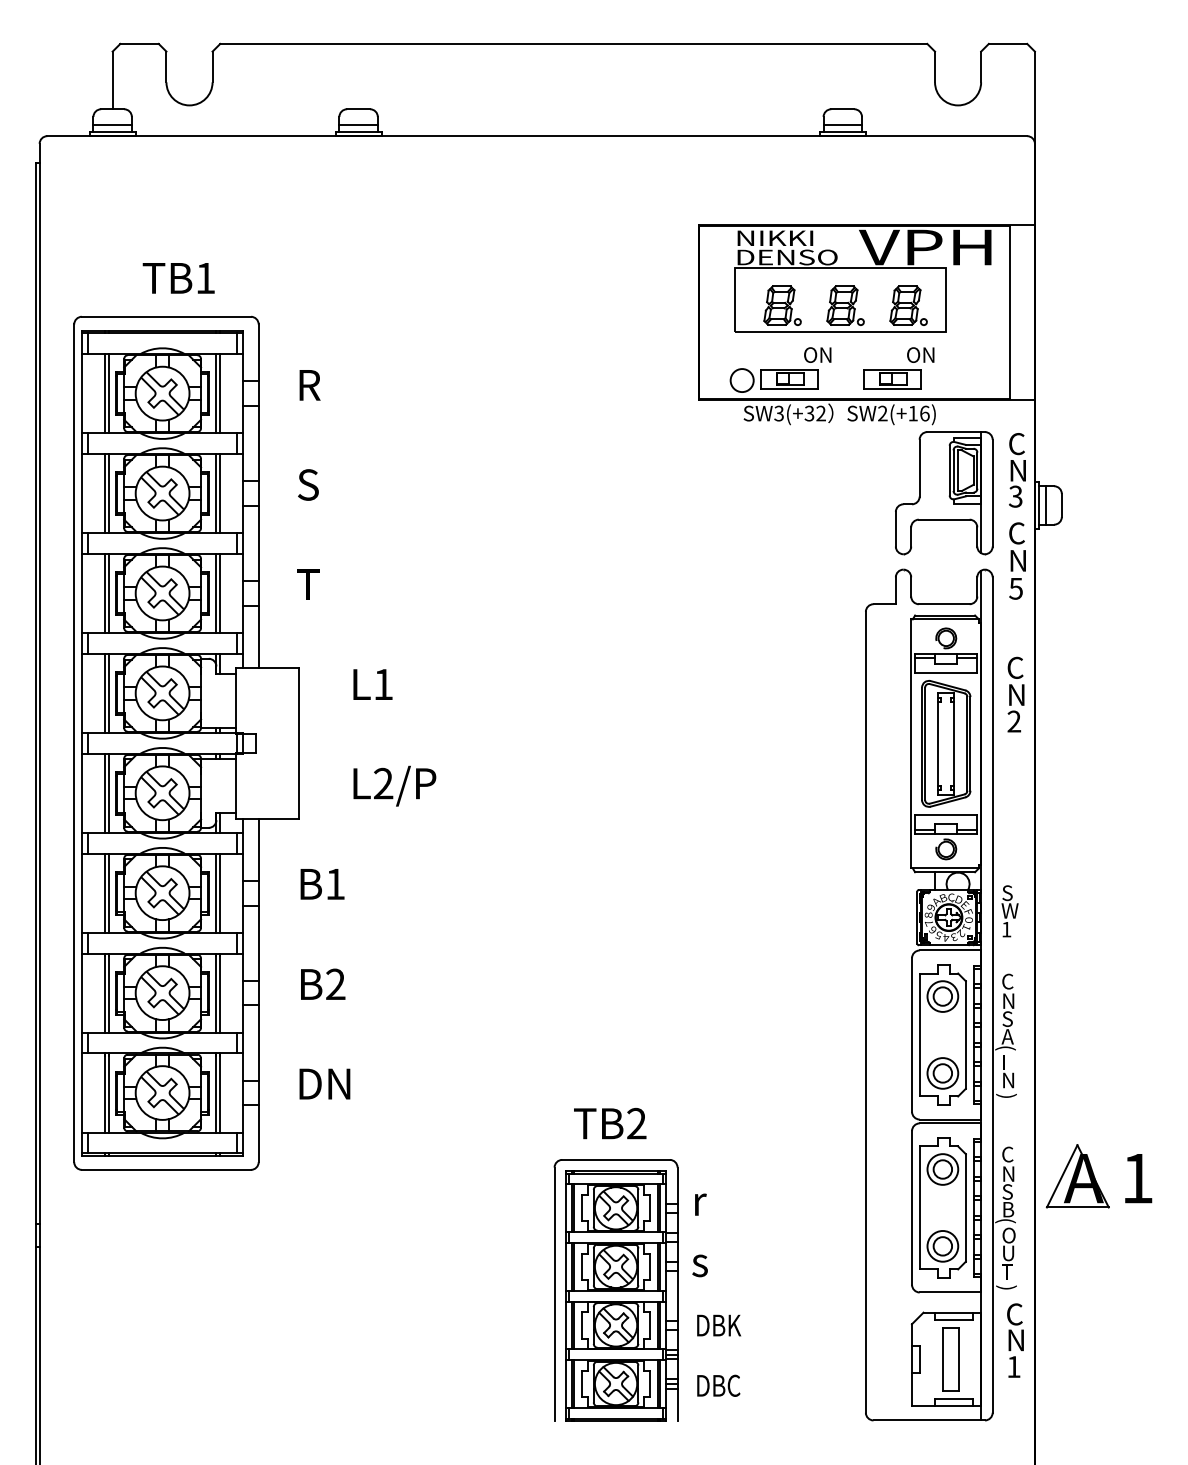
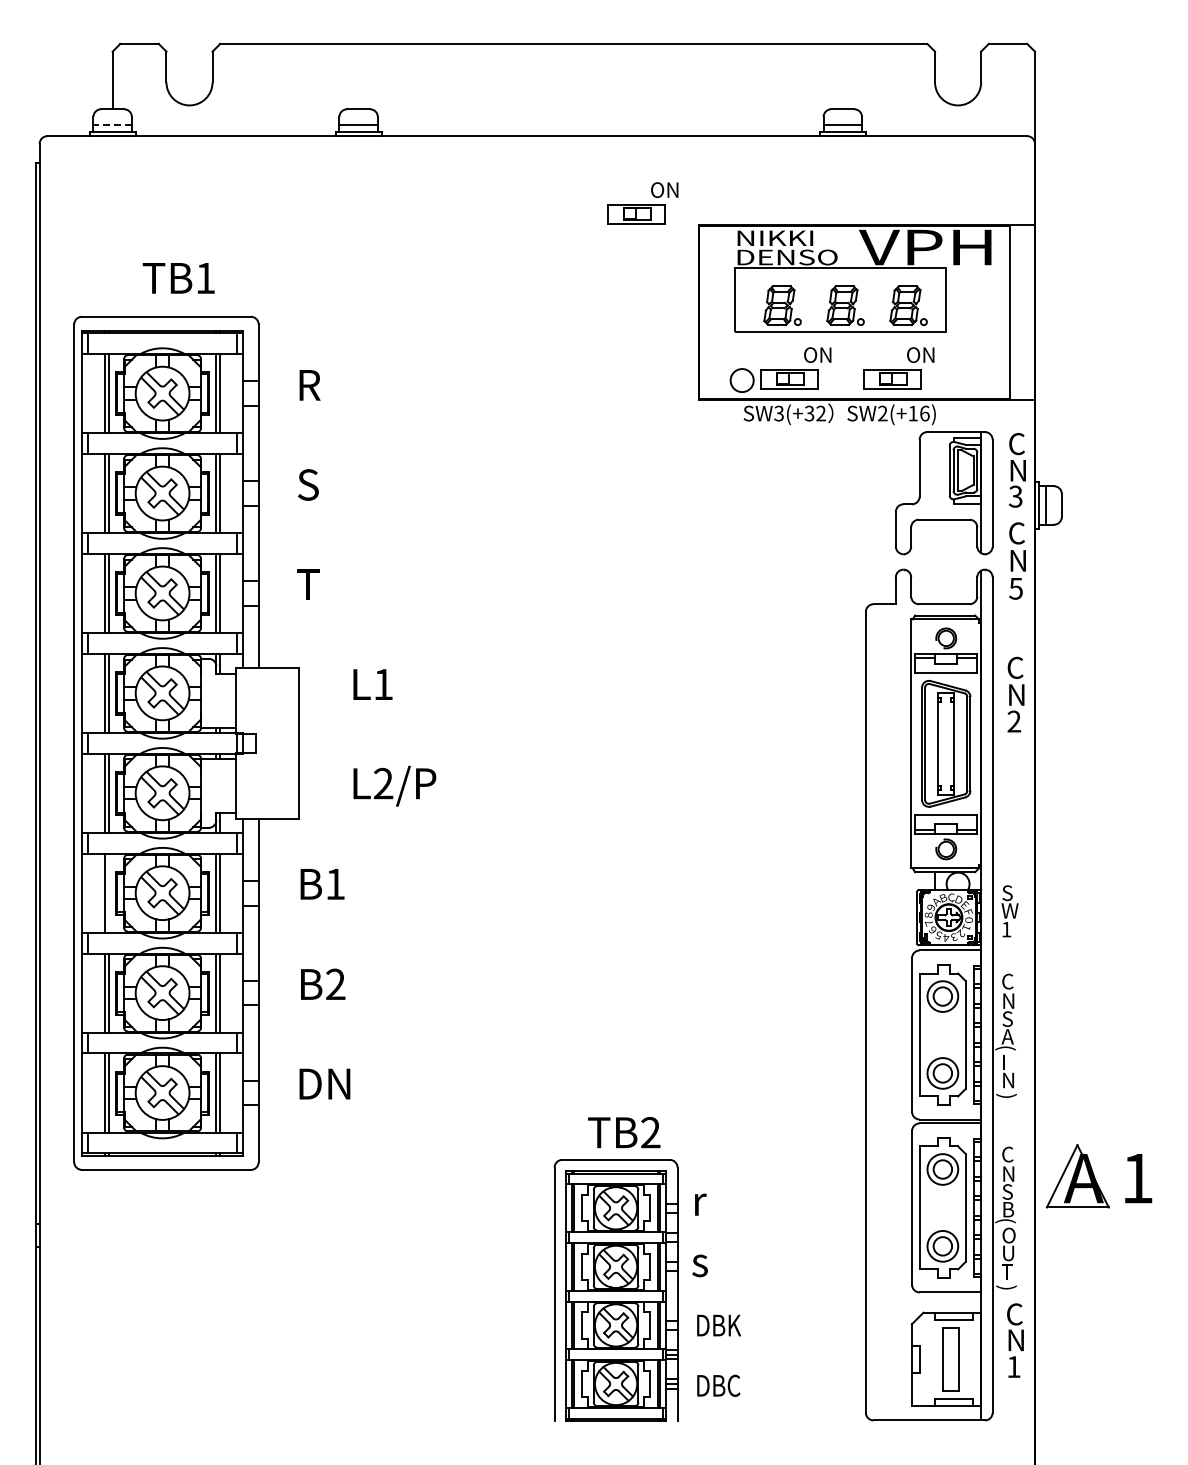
line: solid -> dashed (112, 124)
part: none -> present (642, 203)
line: present -> none (108, 892)
text position: (610, 1123) -> (624, 1132) (624, 1132)
